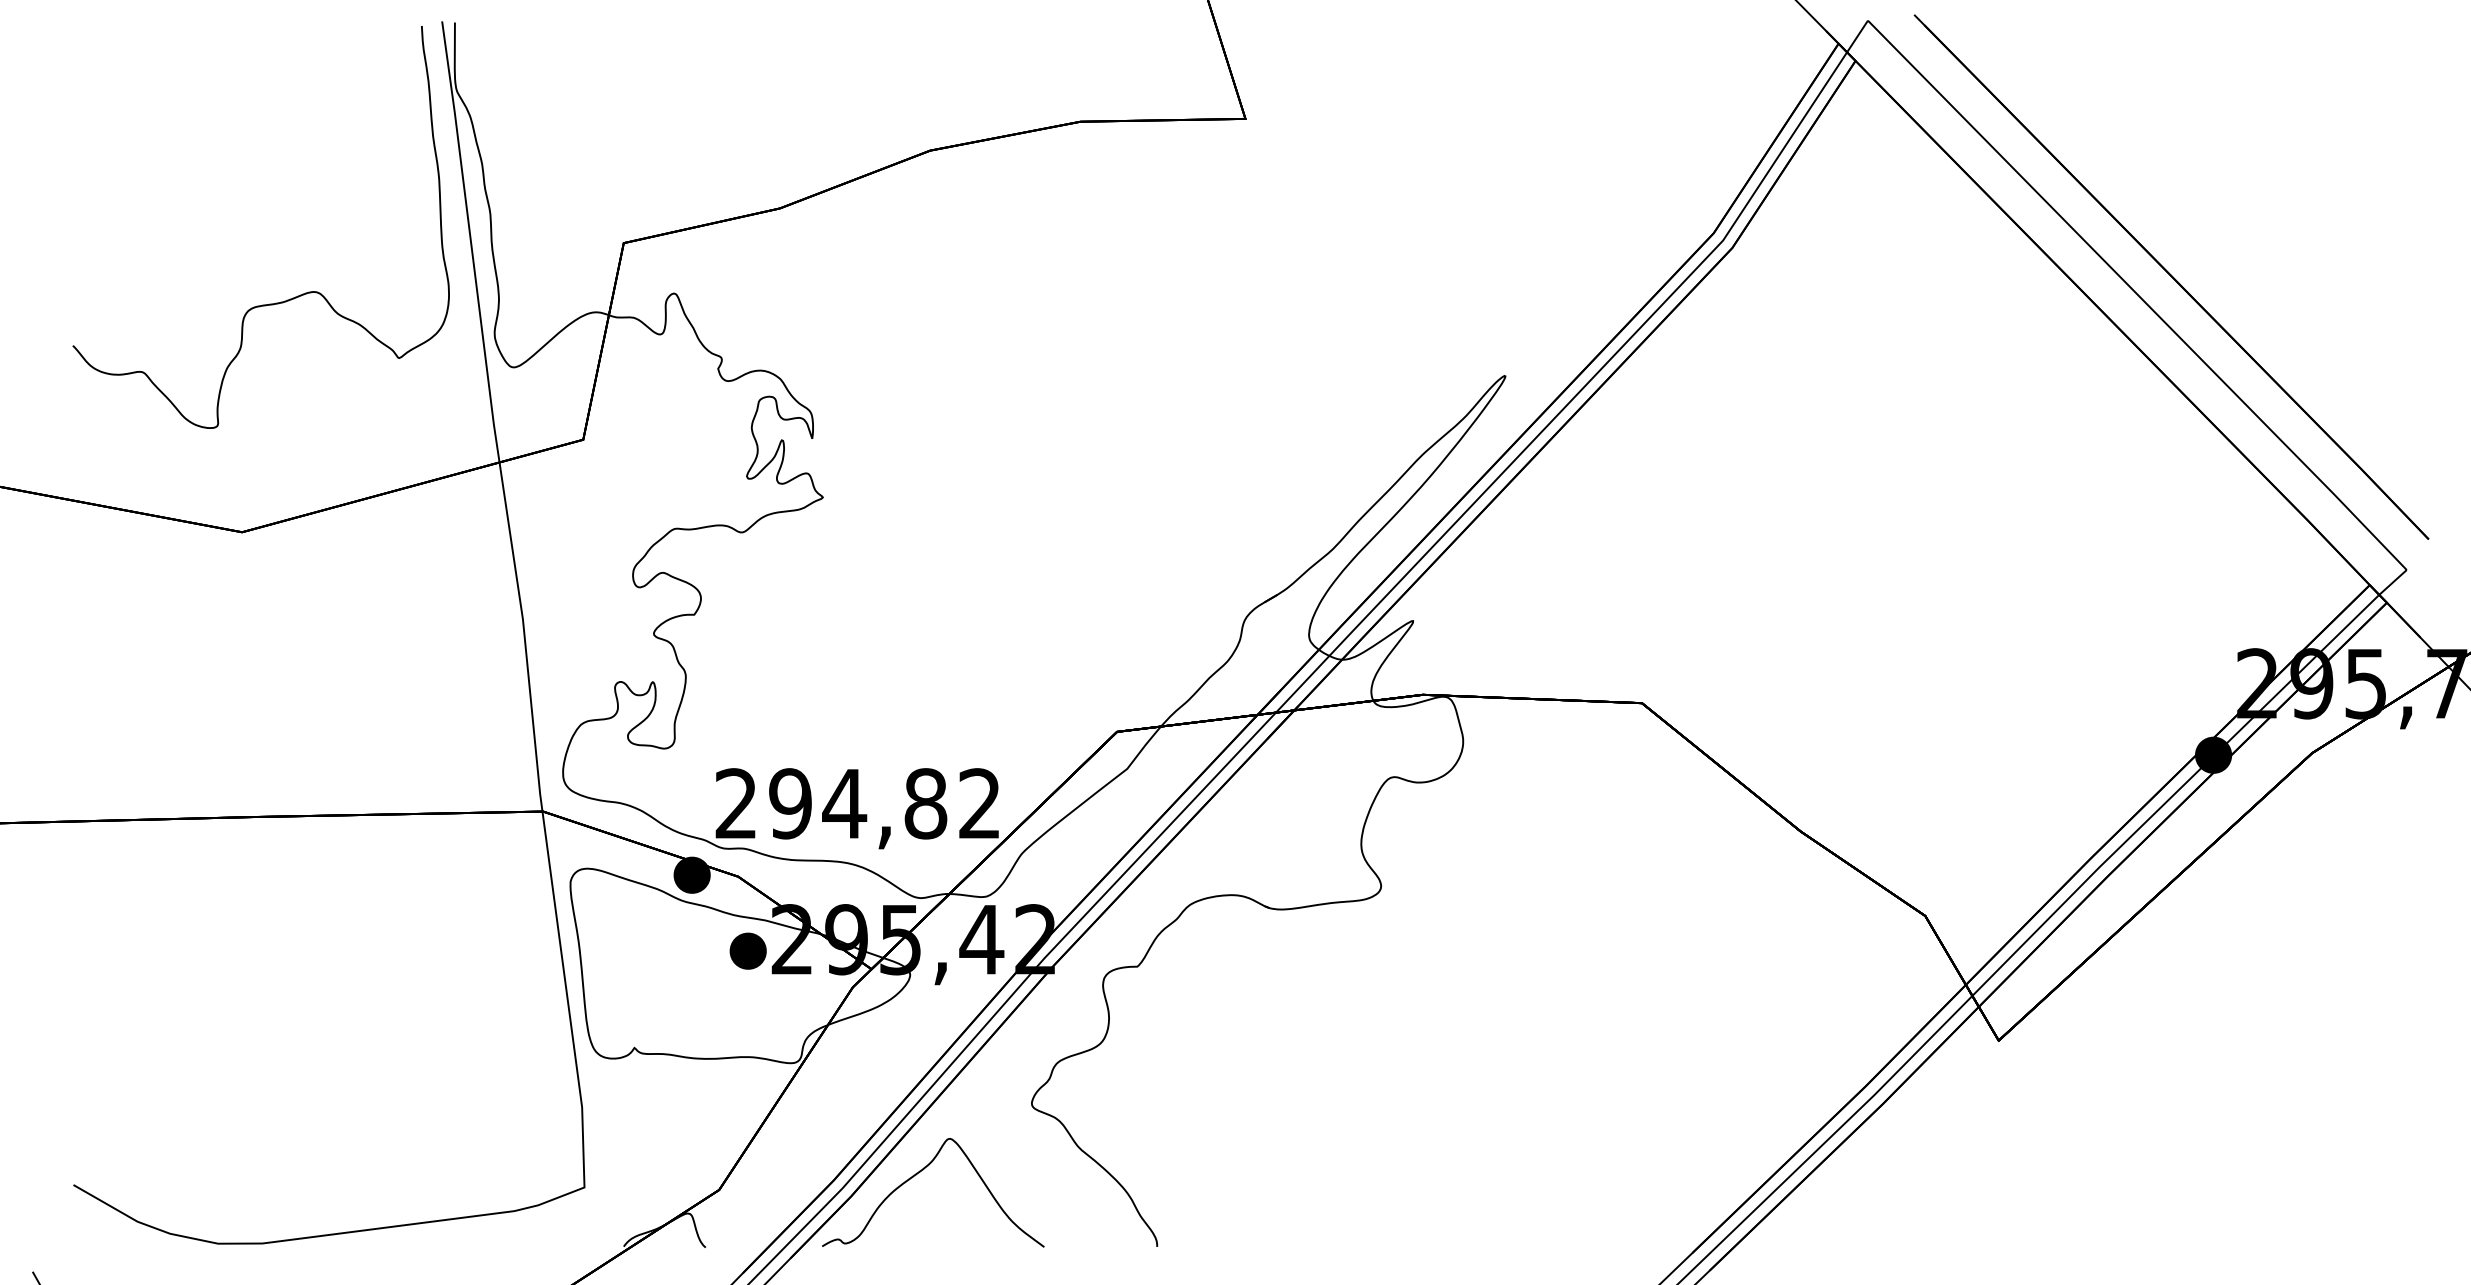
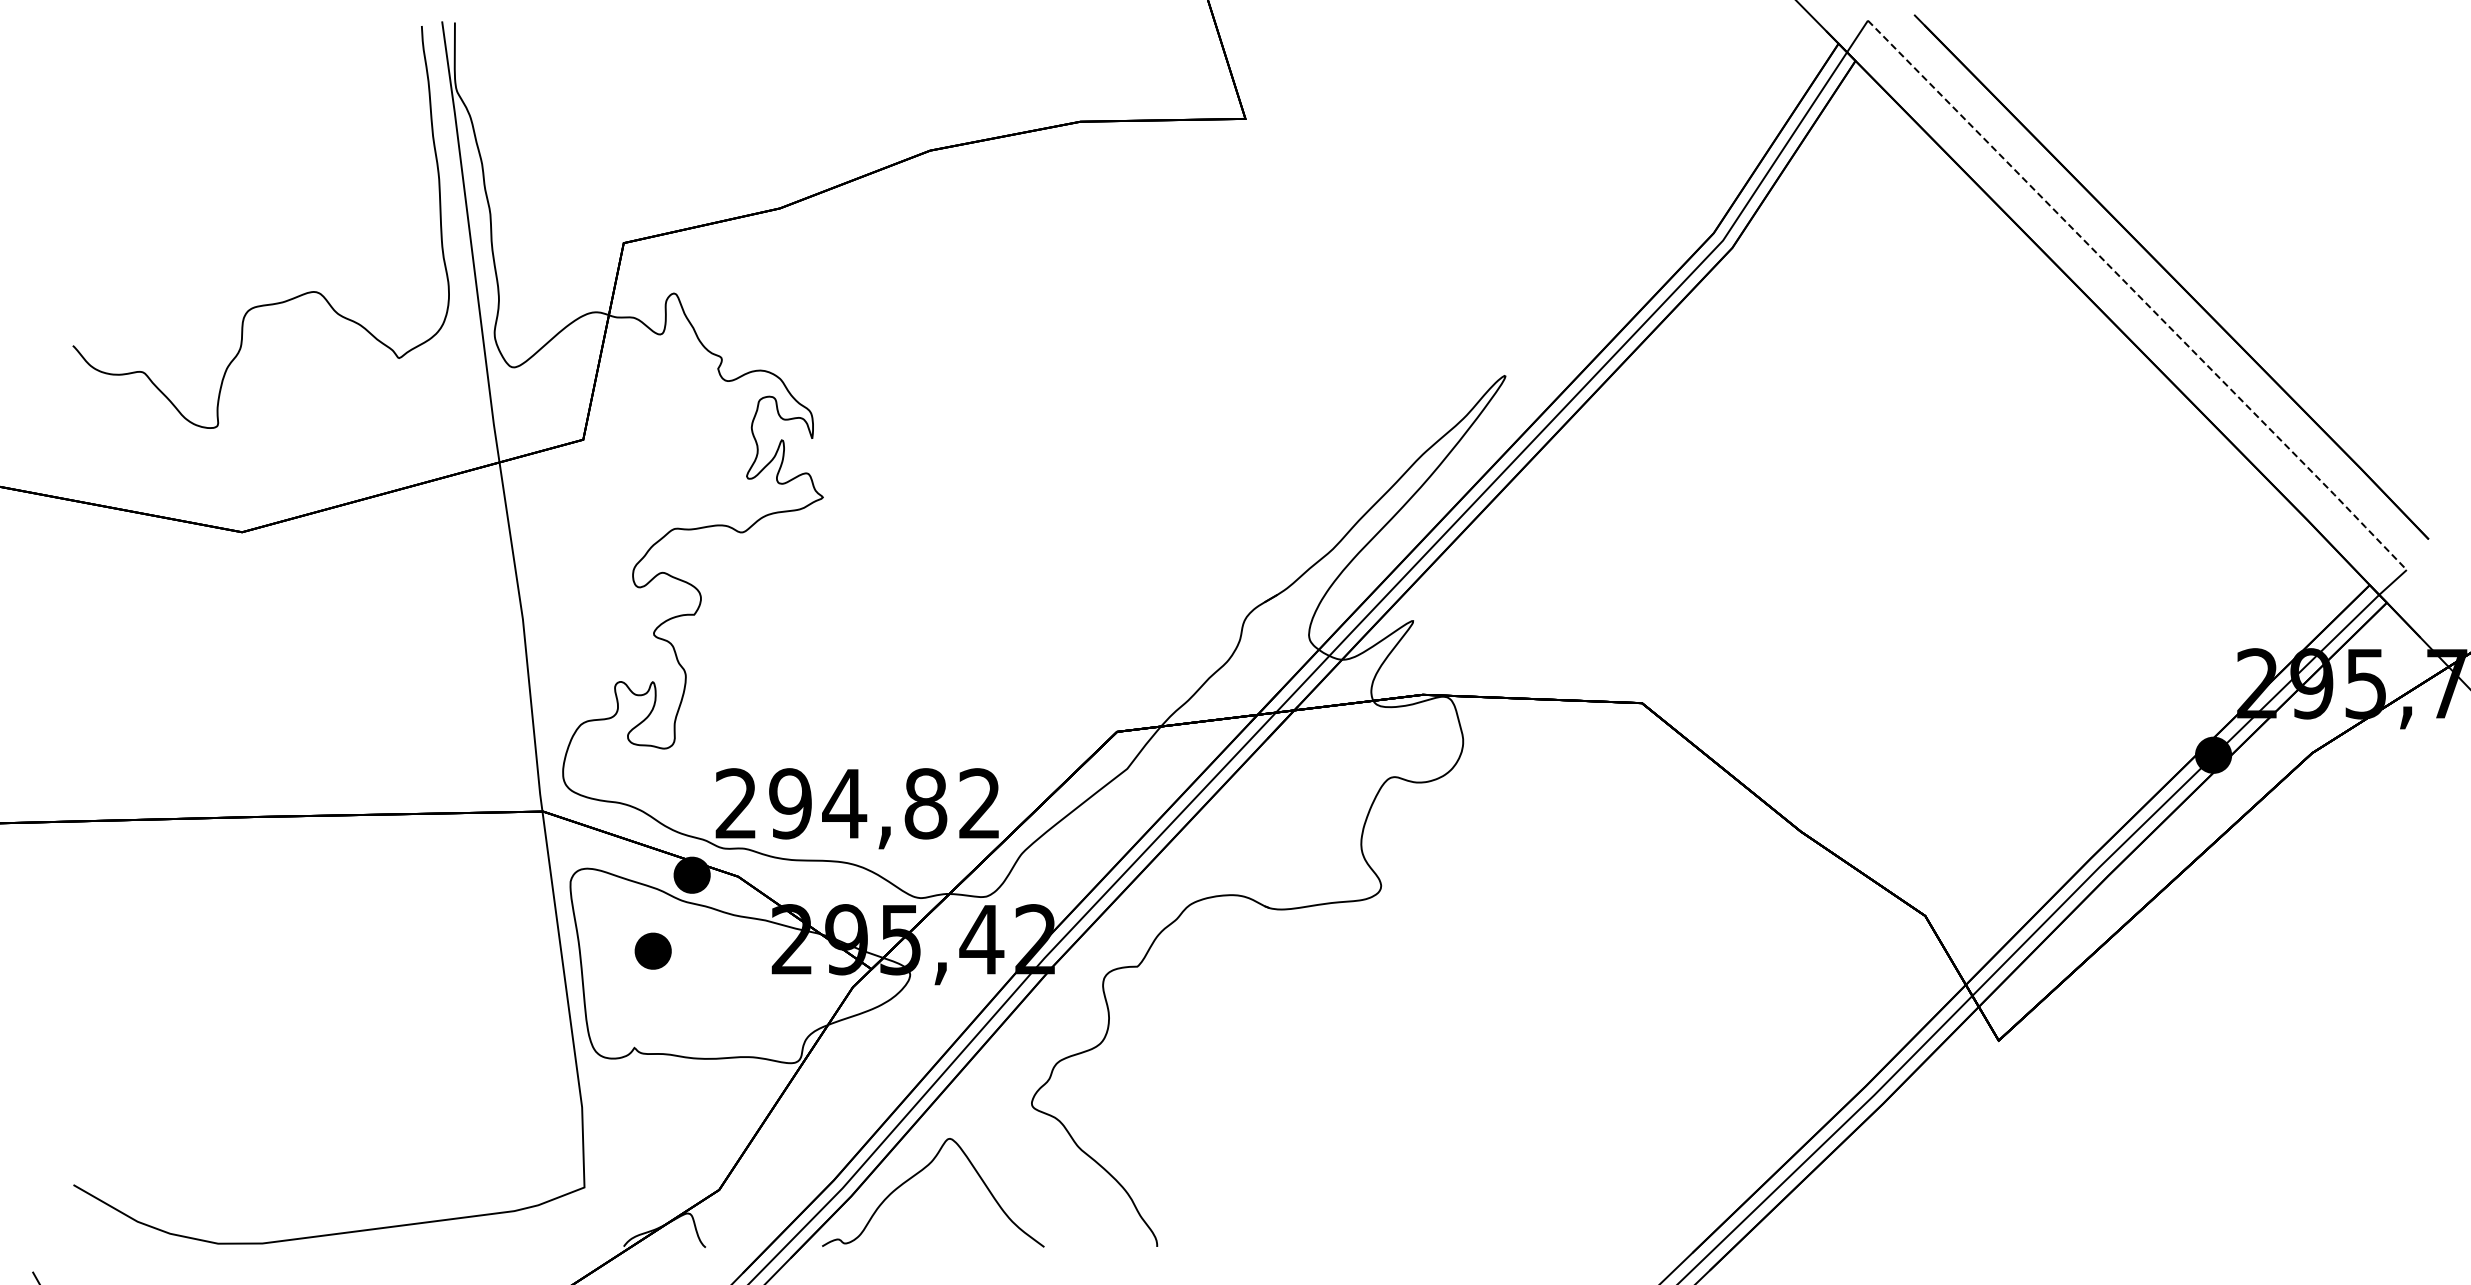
line: solid -> dashed (2138, 295)
part position: (747, 950) -> (652, 950) (652, 950)
